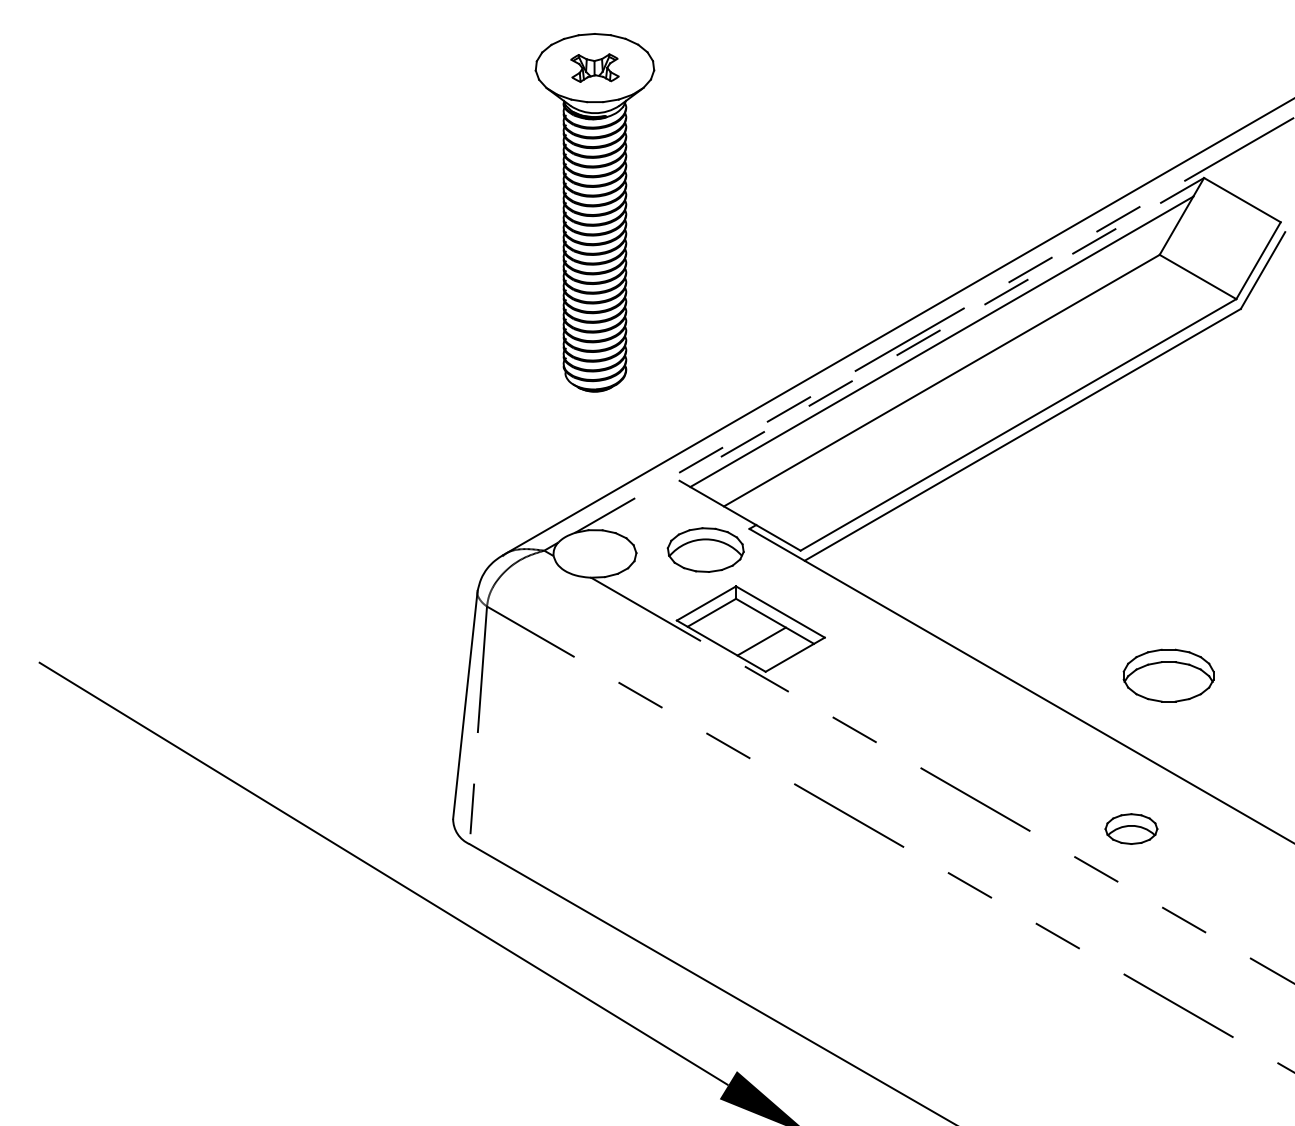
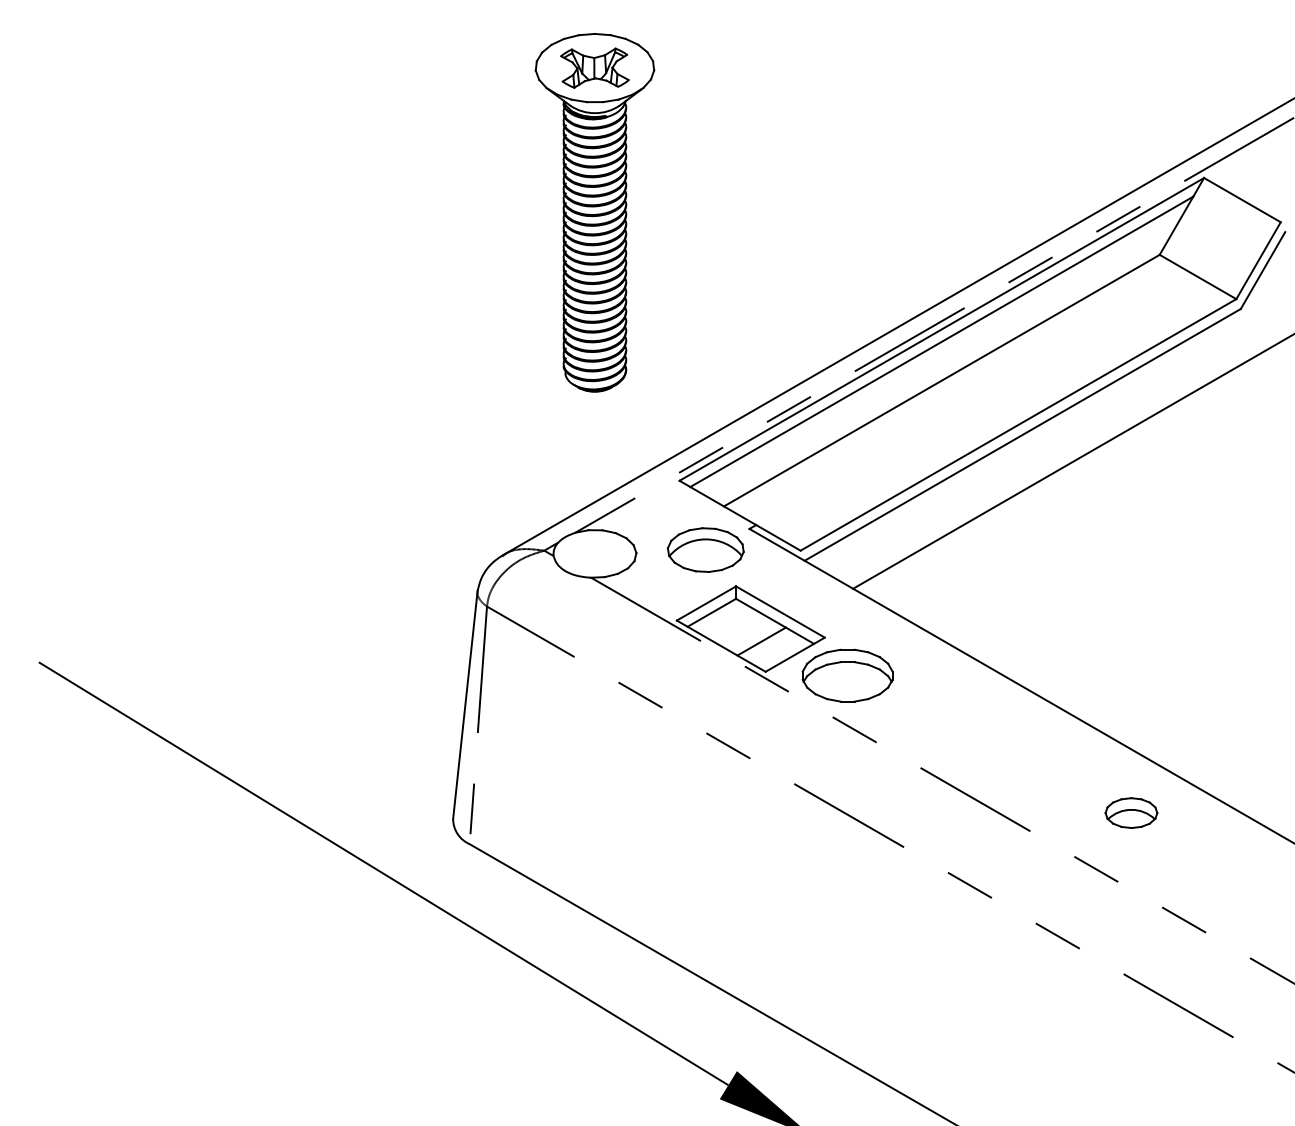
part size: 50x30 px -> 70x42 px (594, 67)
line: dashed -> solid (941, 329)
line: none -> present (1072, 461)
part position: (1168, 675) -> (847, 675) (847, 675)
part position: (1131, 828) -> (1131, 812) (1131, 812)
